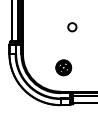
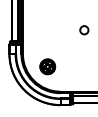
circle position: (72, 27) -> (84, 30) (84, 30)
part position: (63, 67) -> (47, 66) (47, 66)
